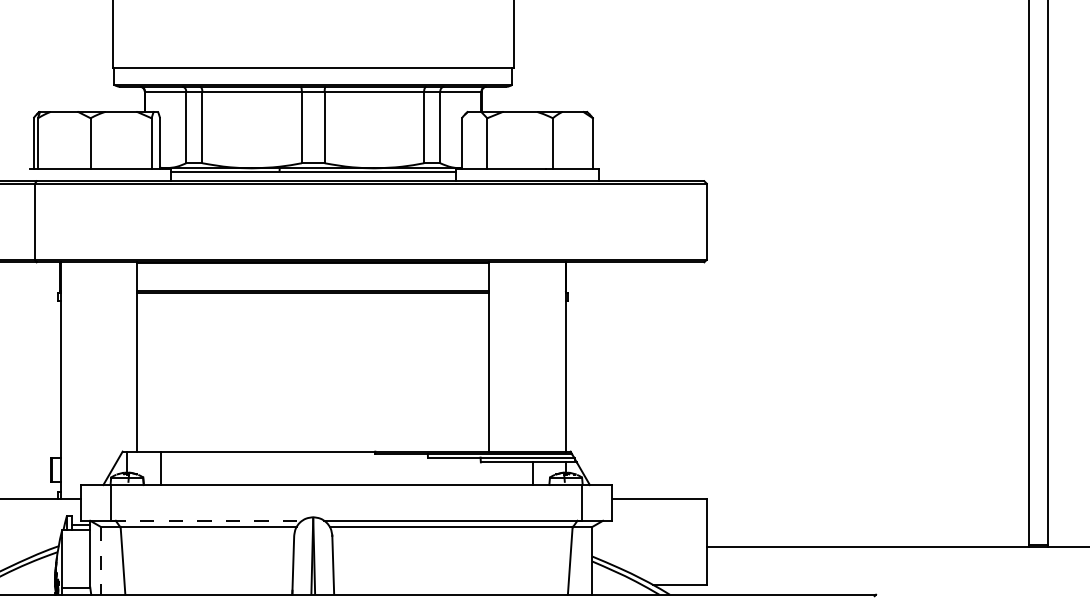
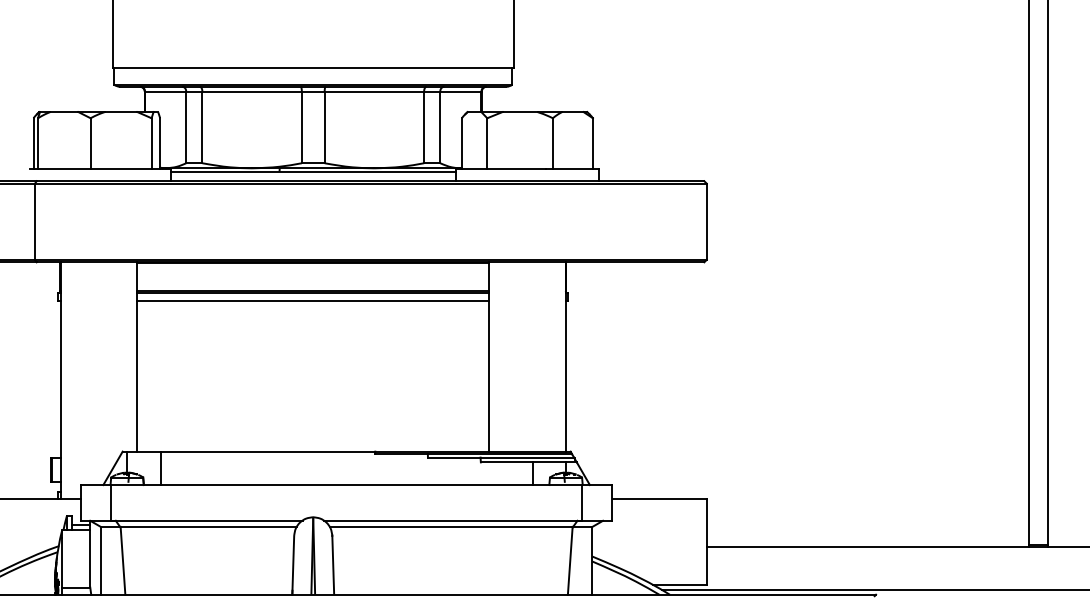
line: none -> present (313, 300)
line: dashed -> solid (207, 520)
line: dashed -> solid (101, 560)
line: none -> present (873, 589)
